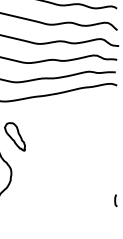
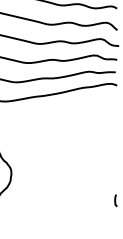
part: present -> none (14, 136)
